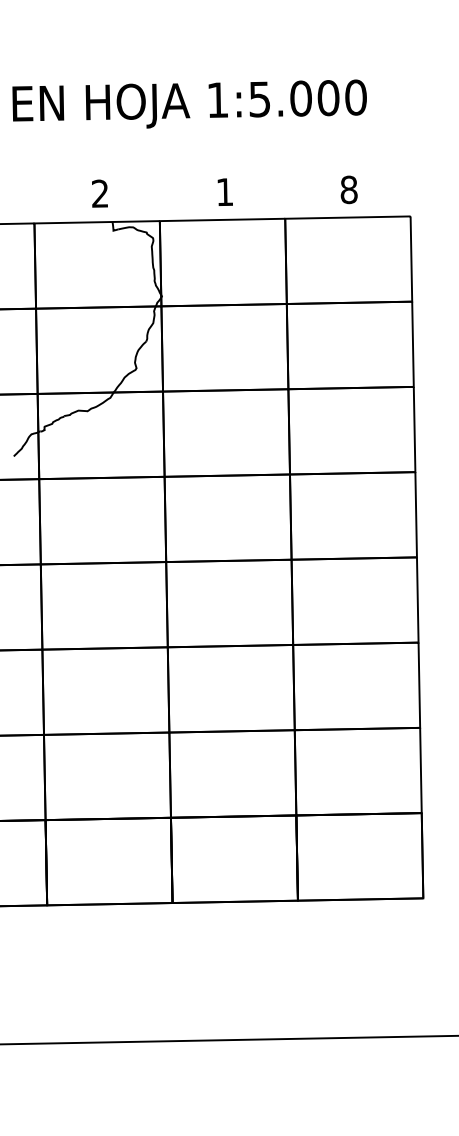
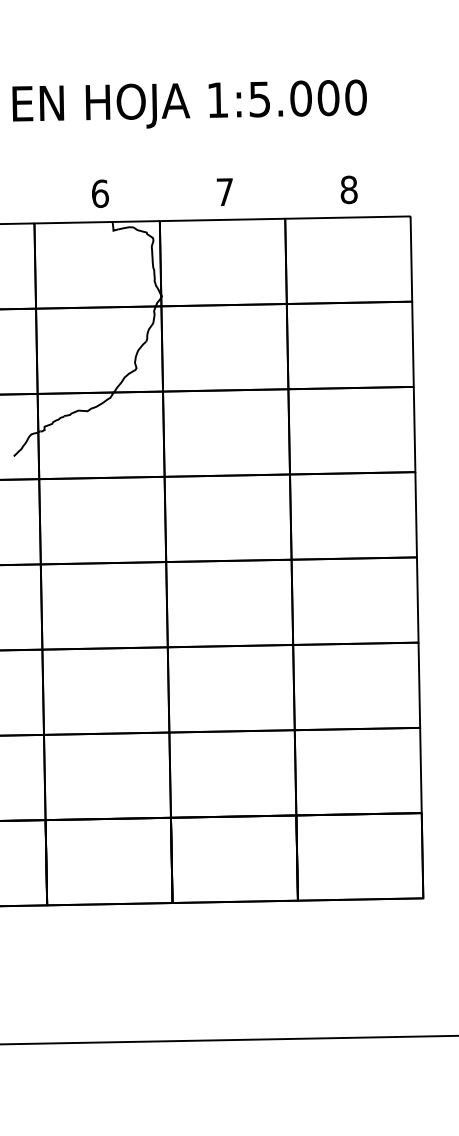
text: 1 -> 7 (224, 191)
text: 2 -> 6 (100, 193)
